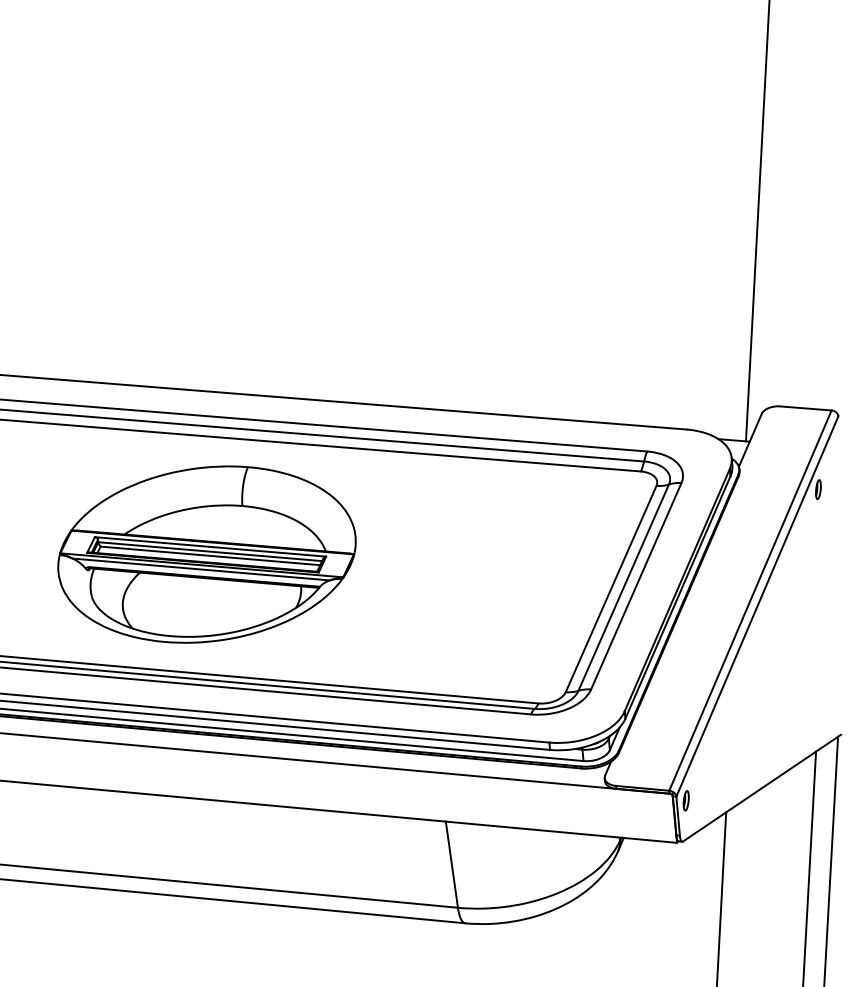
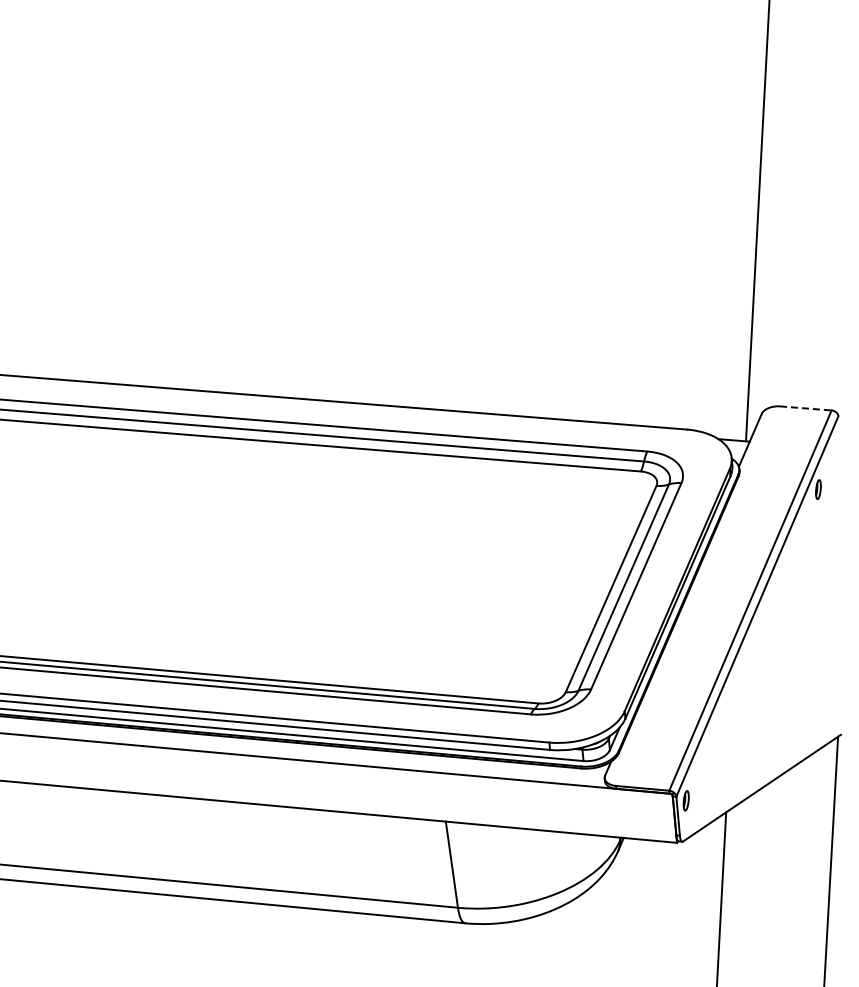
line: solid -> dashed (805, 408)
part: present -> none (206, 554)
line: present -> none (809, 867)
